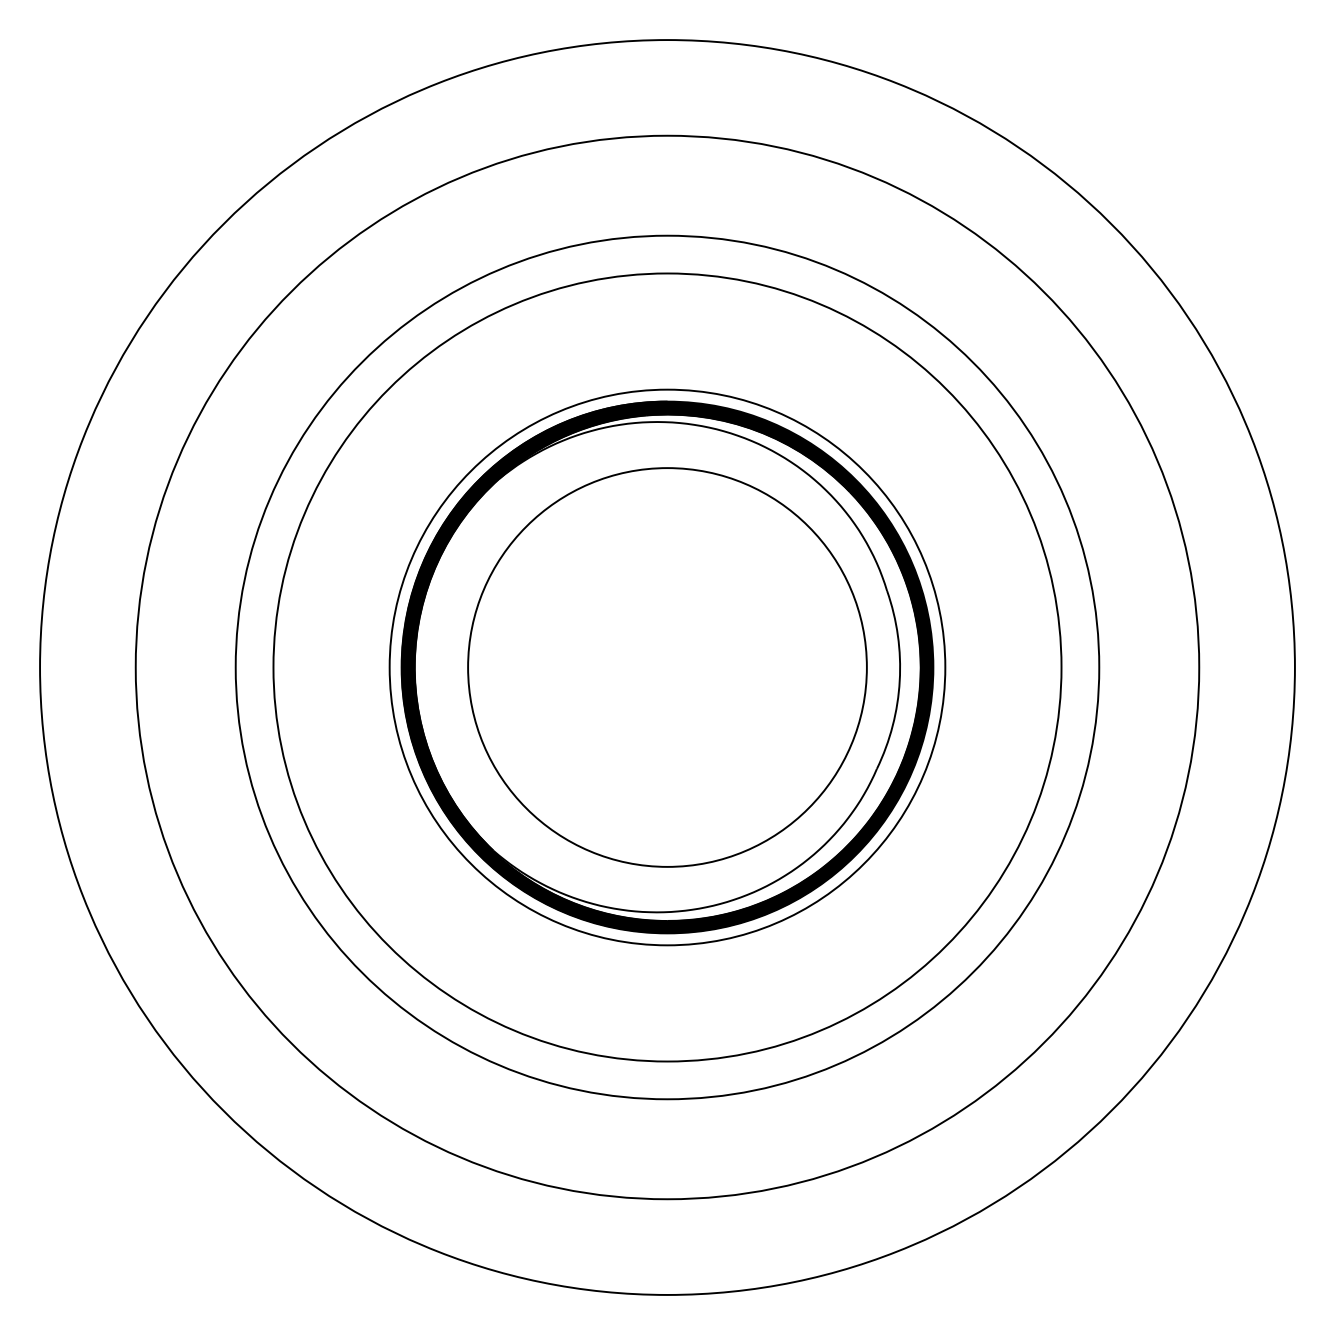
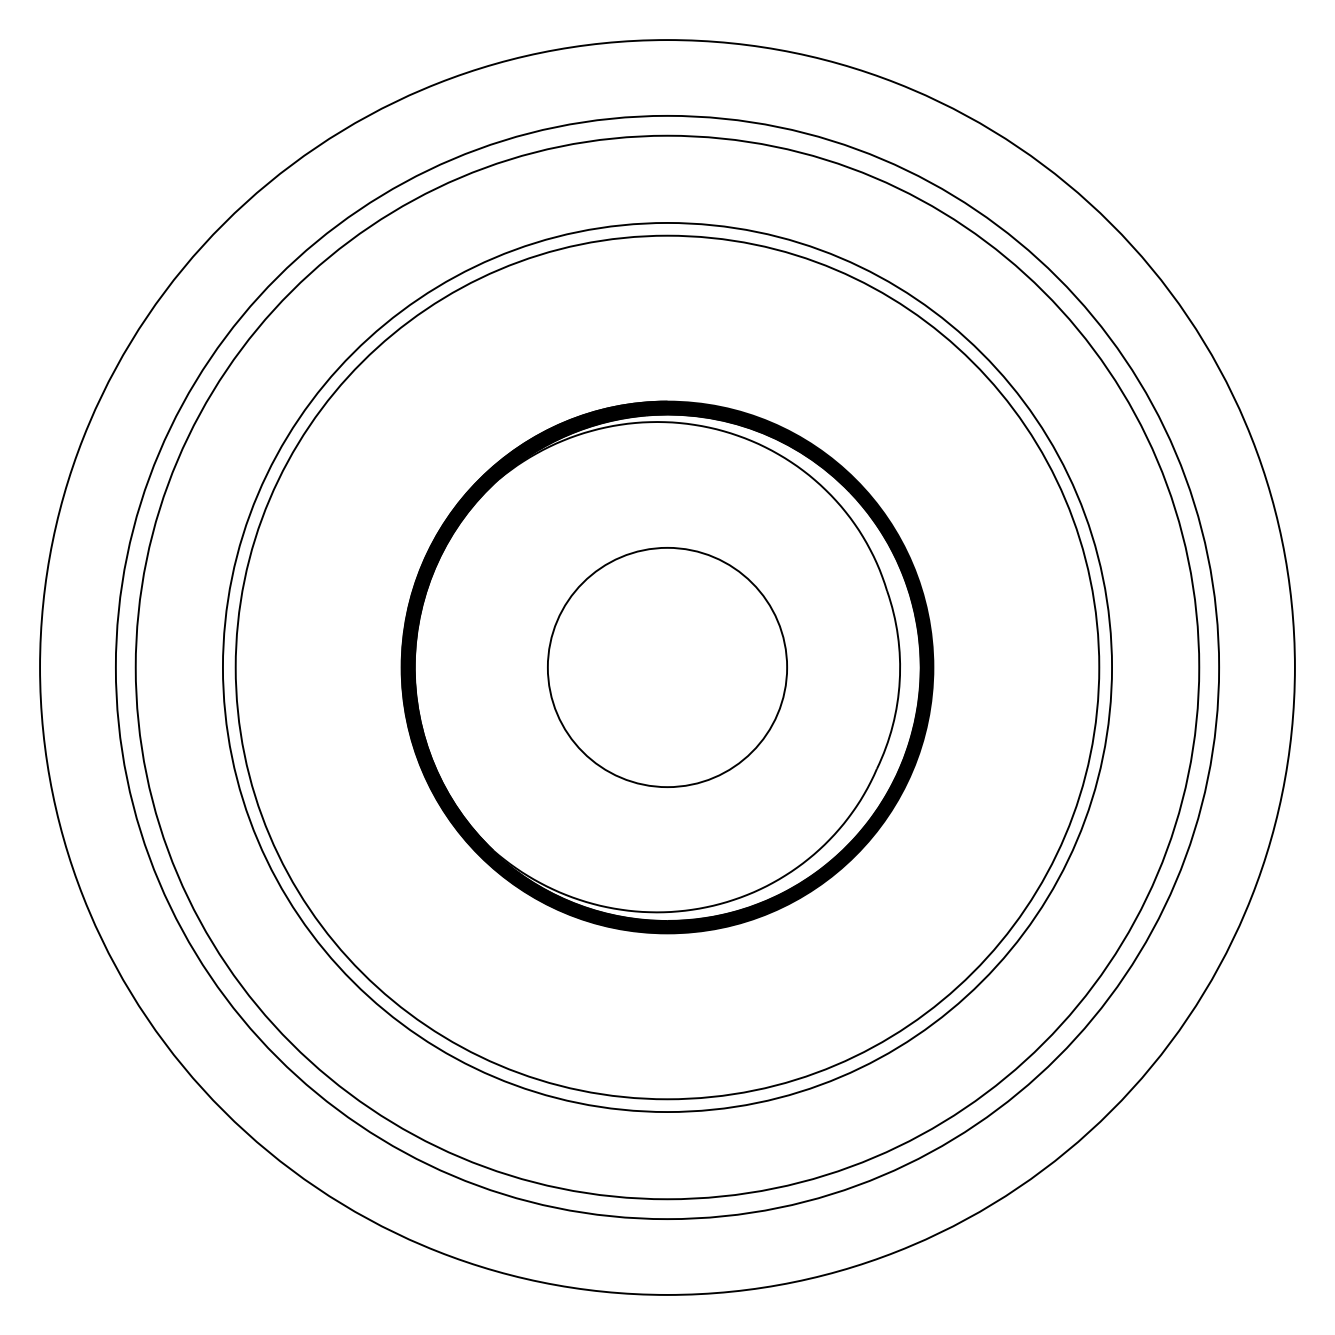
circle diameter: 399 px -> 239 px (667, 667)
circle diameter: 556 px -> 889 px (667, 667)
circle diameter: 788 px -> 1103 px (667, 667)
